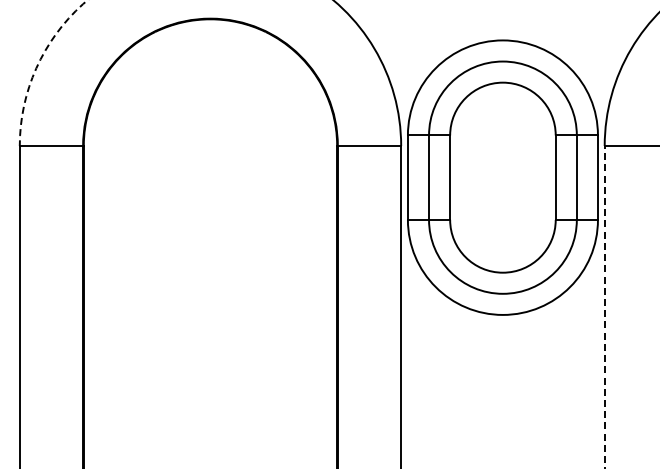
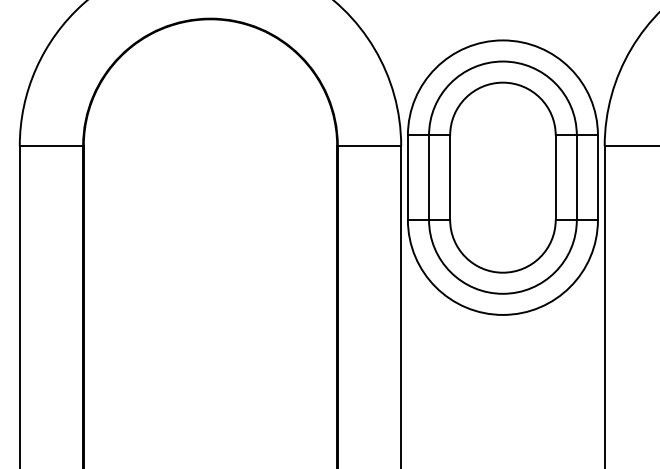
arc: dashed -> solid (37, 65)
line: dashed -> solid (604, 306)
